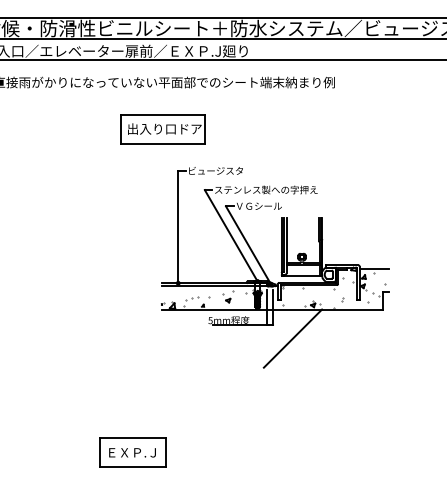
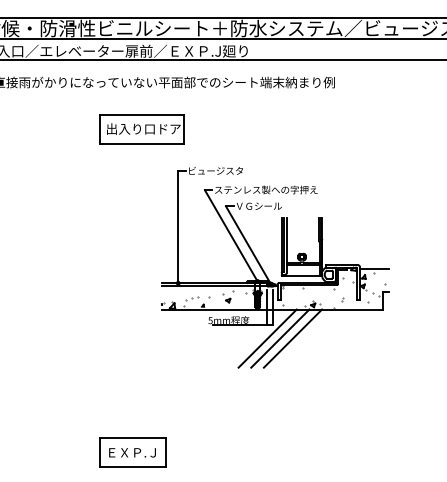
part position: (162, 129) -> (141, 129) (141, 129)
line: none -> present (267, 338)
line: none -> present (280, 338)
